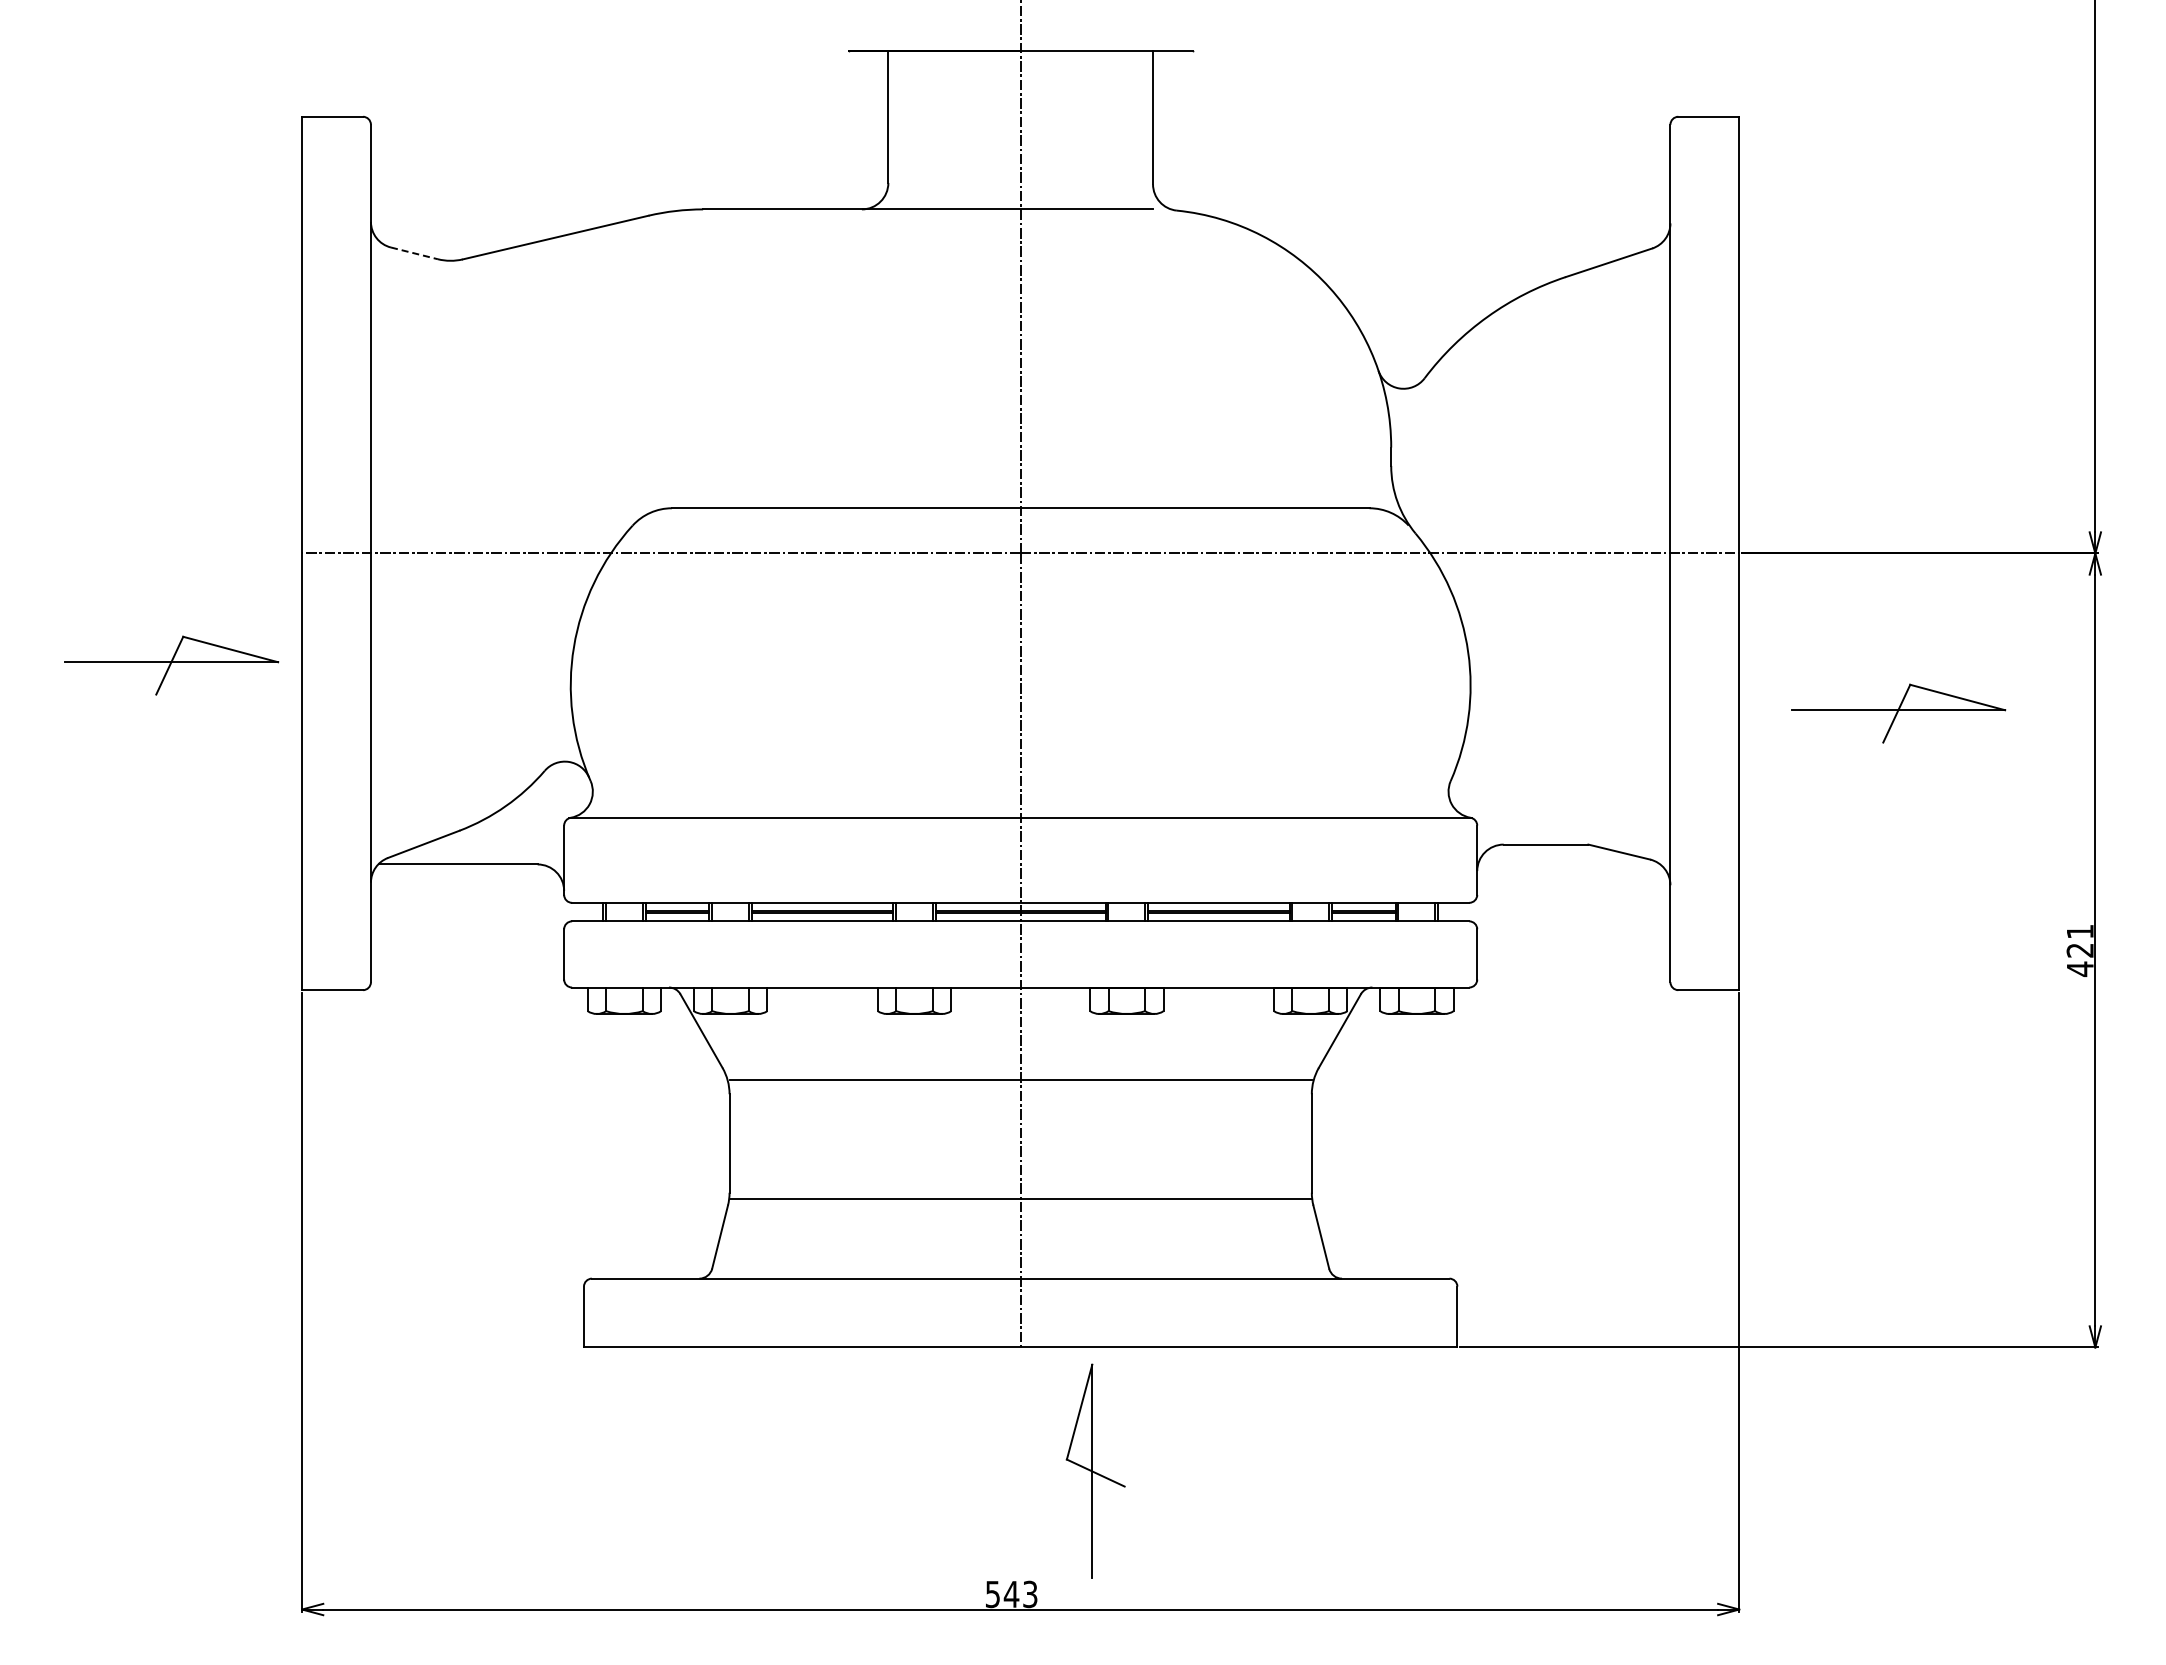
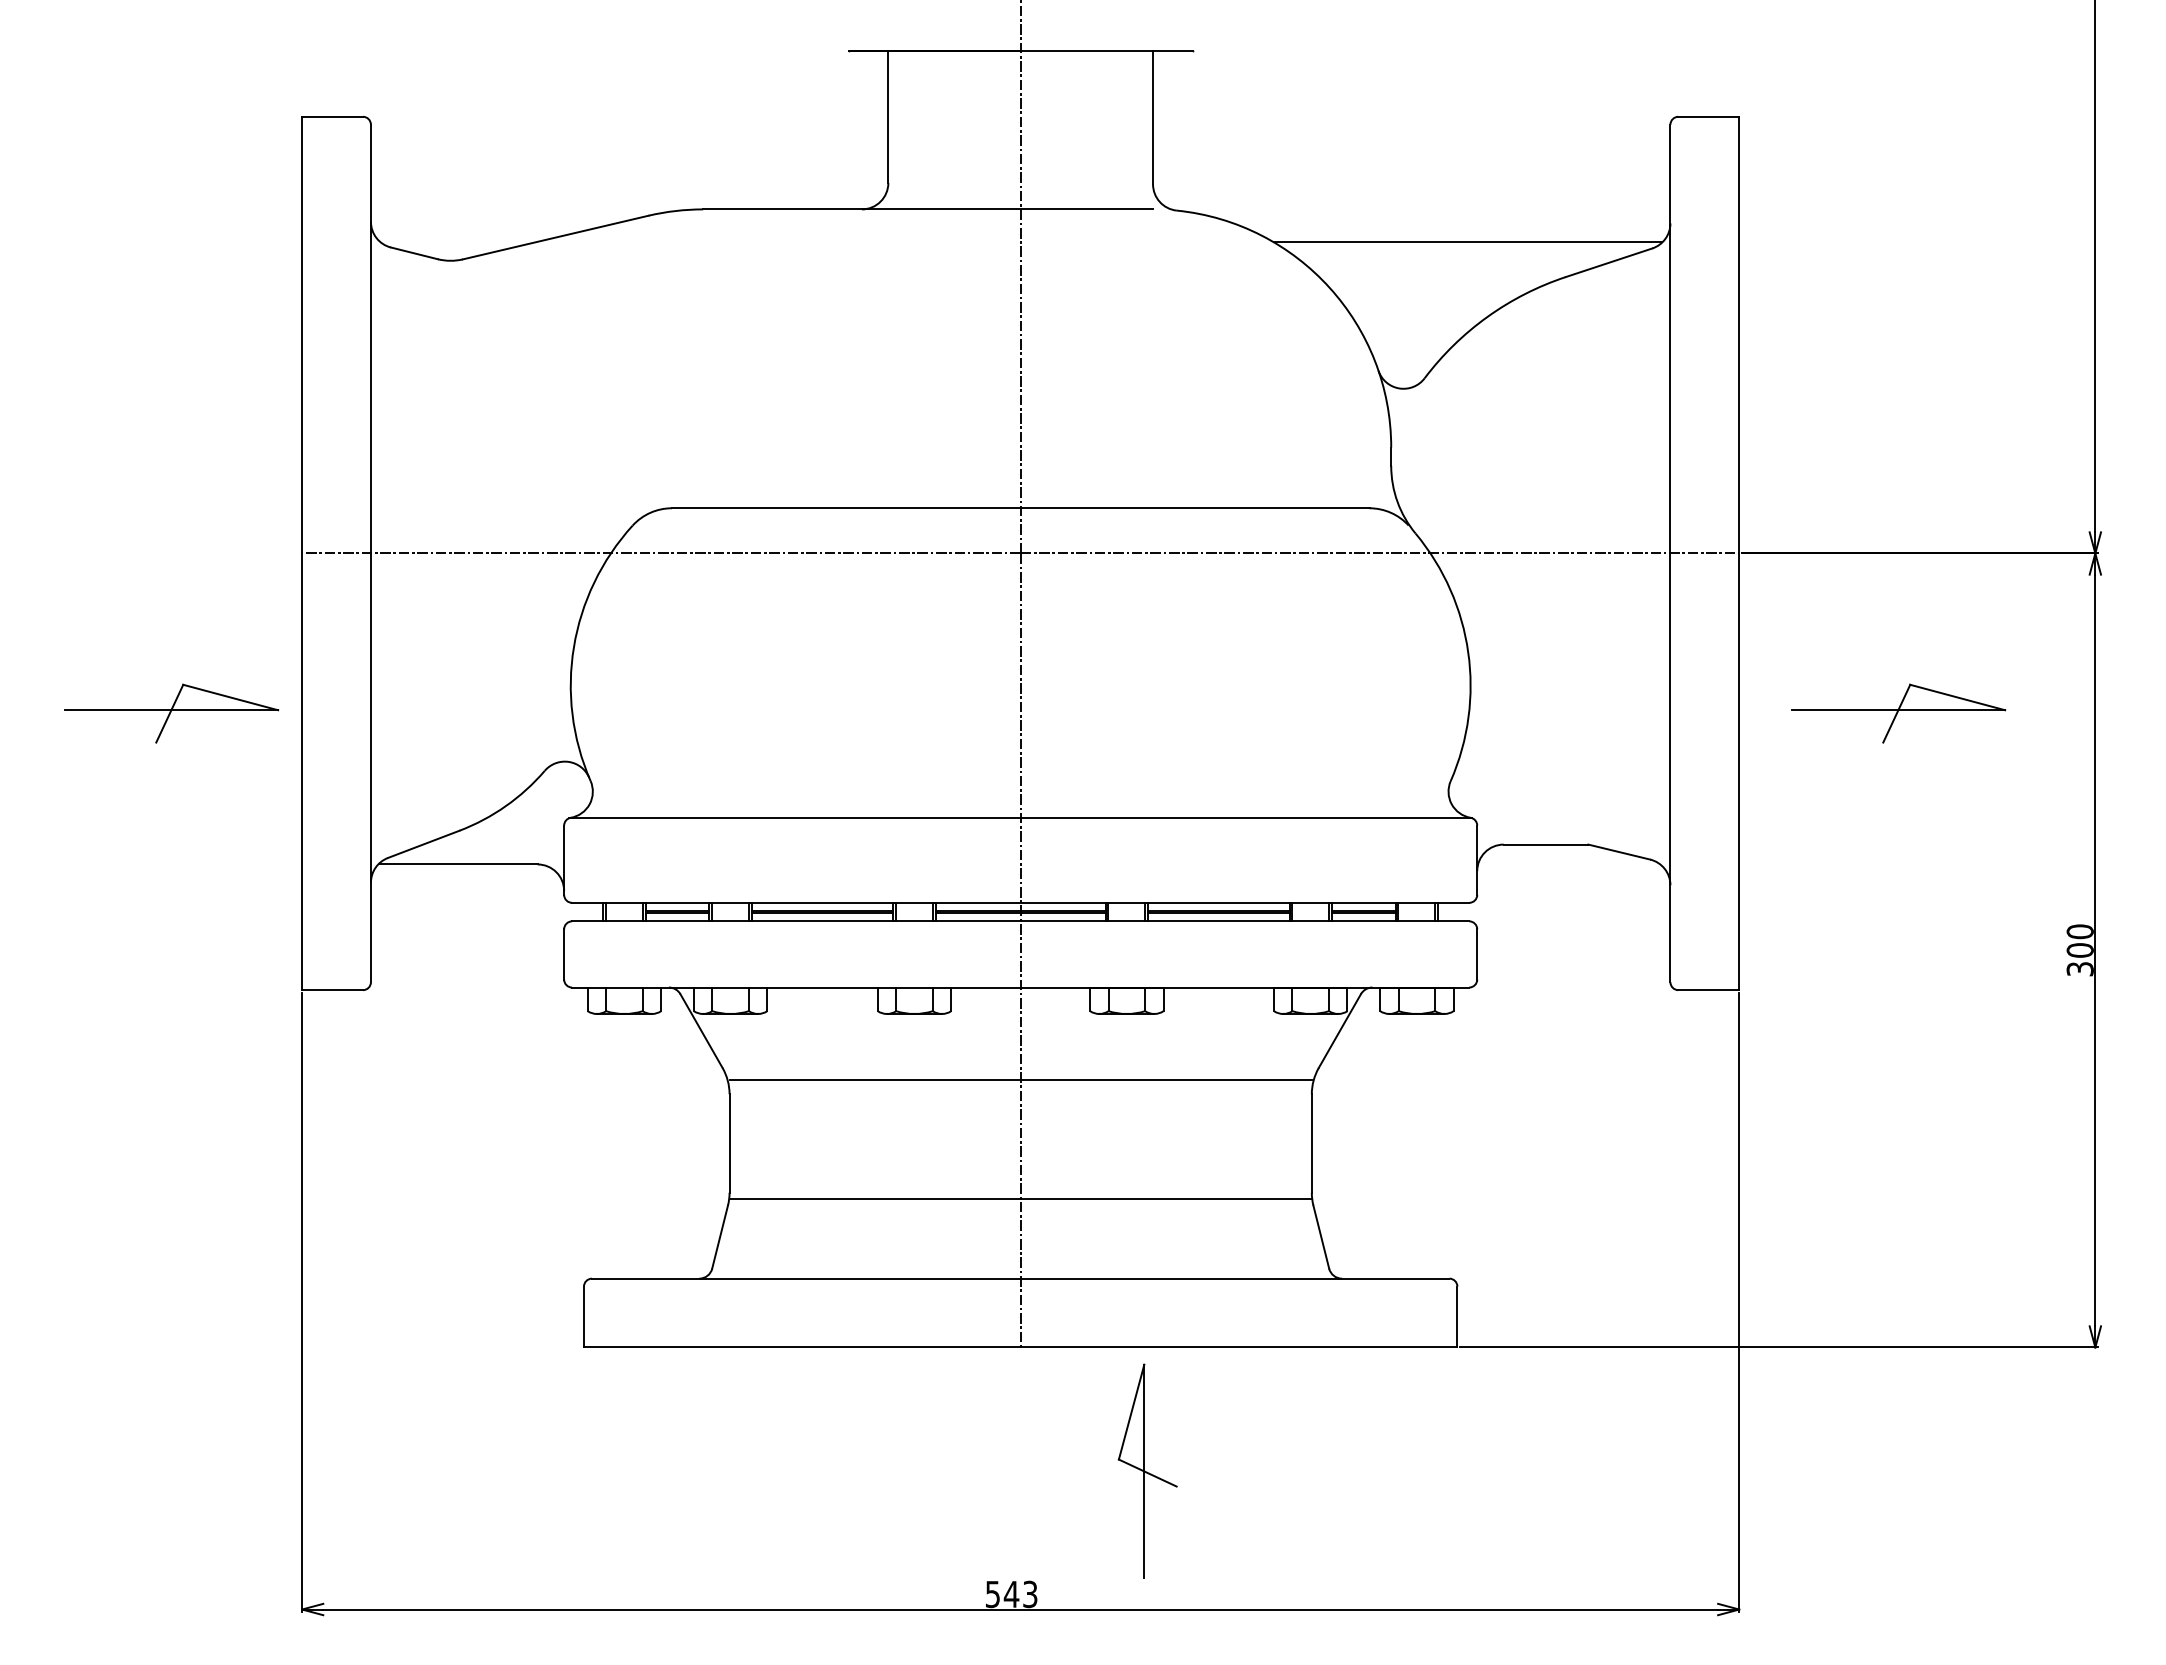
line: none -> present (1468, 242)
line: dashed -> solid (414, 253)
part position: (171, 665) -> (171, 713) (171, 713)
text: 421 -> 300 (2079, 950)
part position: (1095, 1470) -> (1147, 1470) (1147, 1470)
